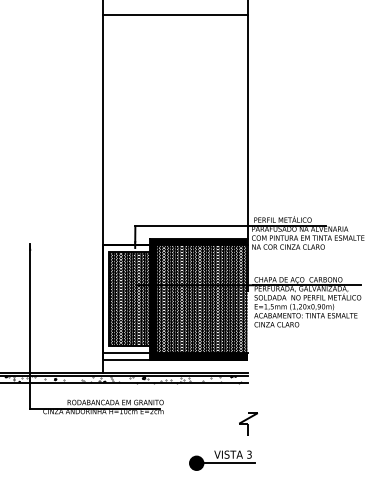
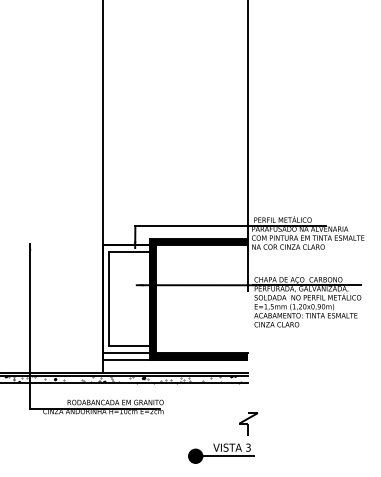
line: present -> none (174, 14)
hatch: present -> none (129, 299)
hatch: present -> none (201, 299)
part position: (222, 460) -> (221, 453) (221, 453)
